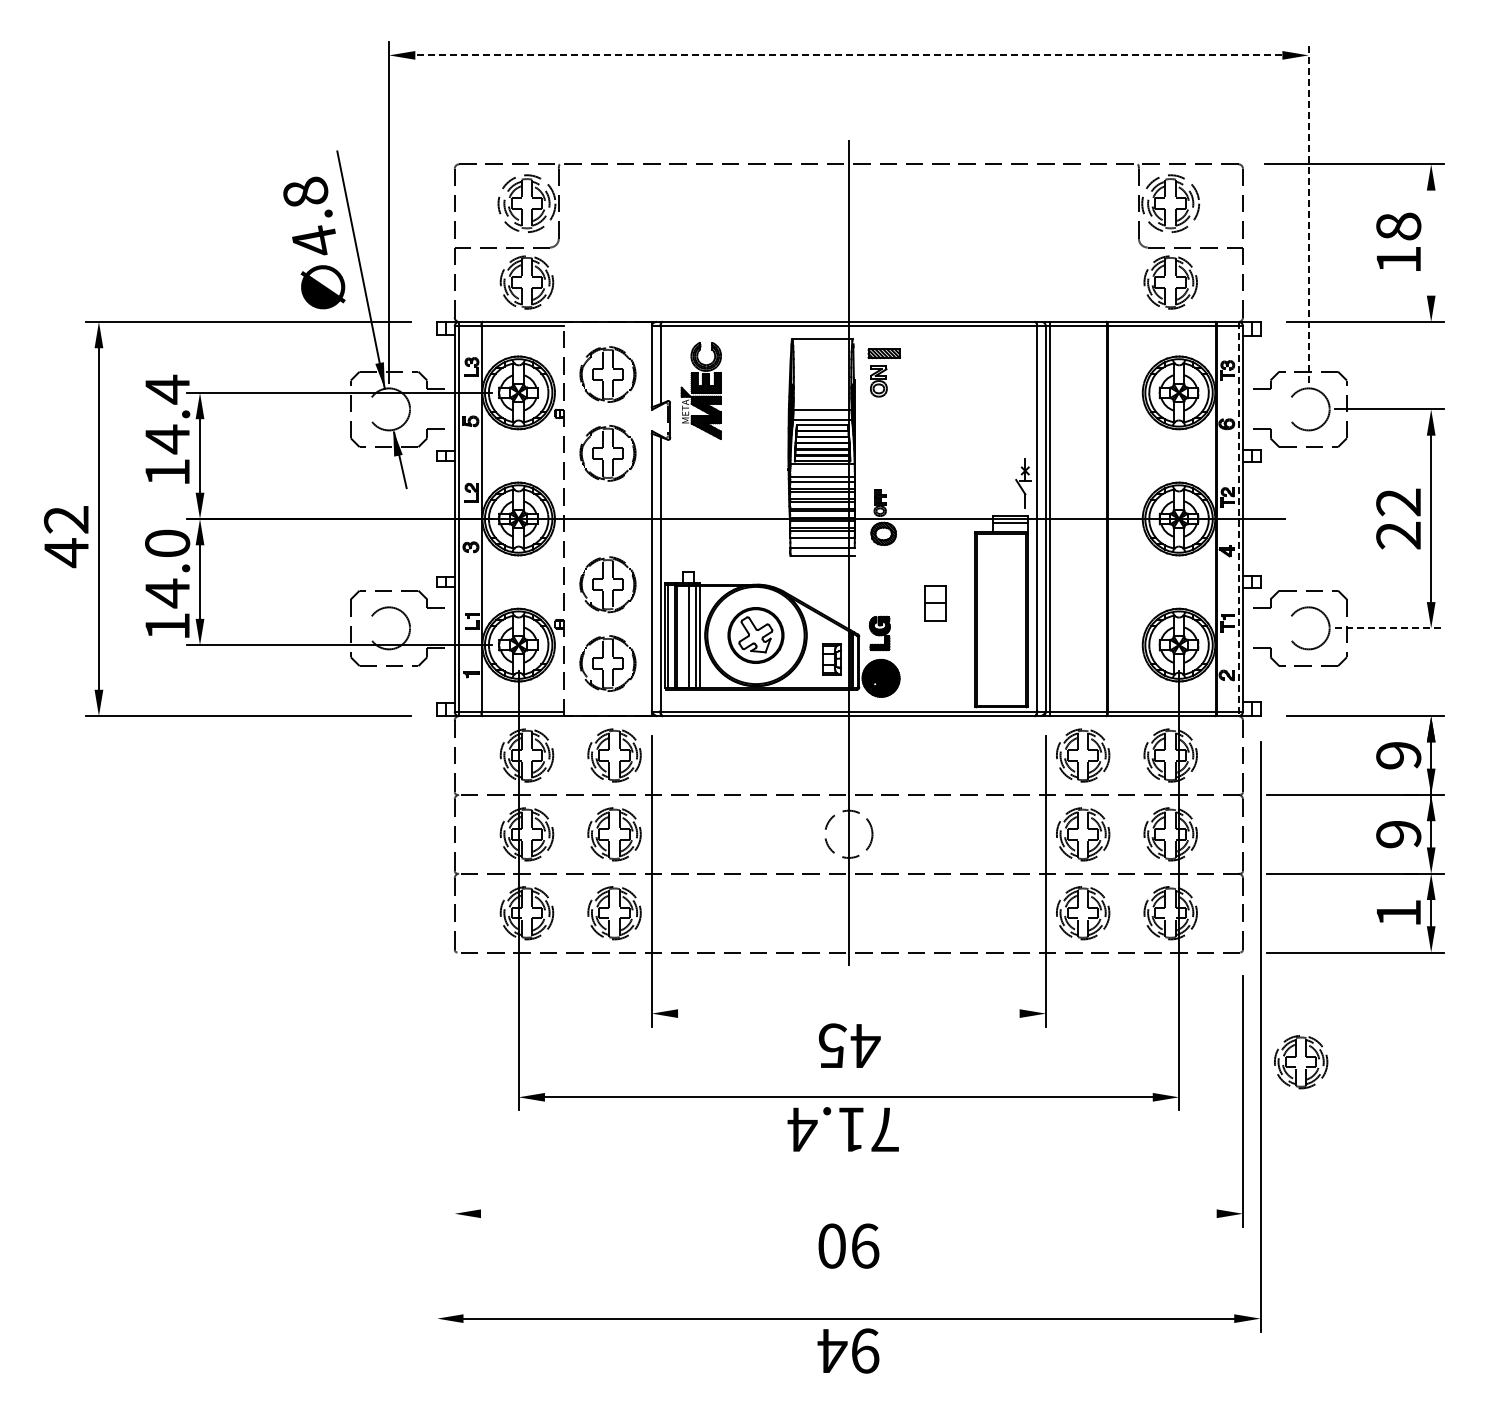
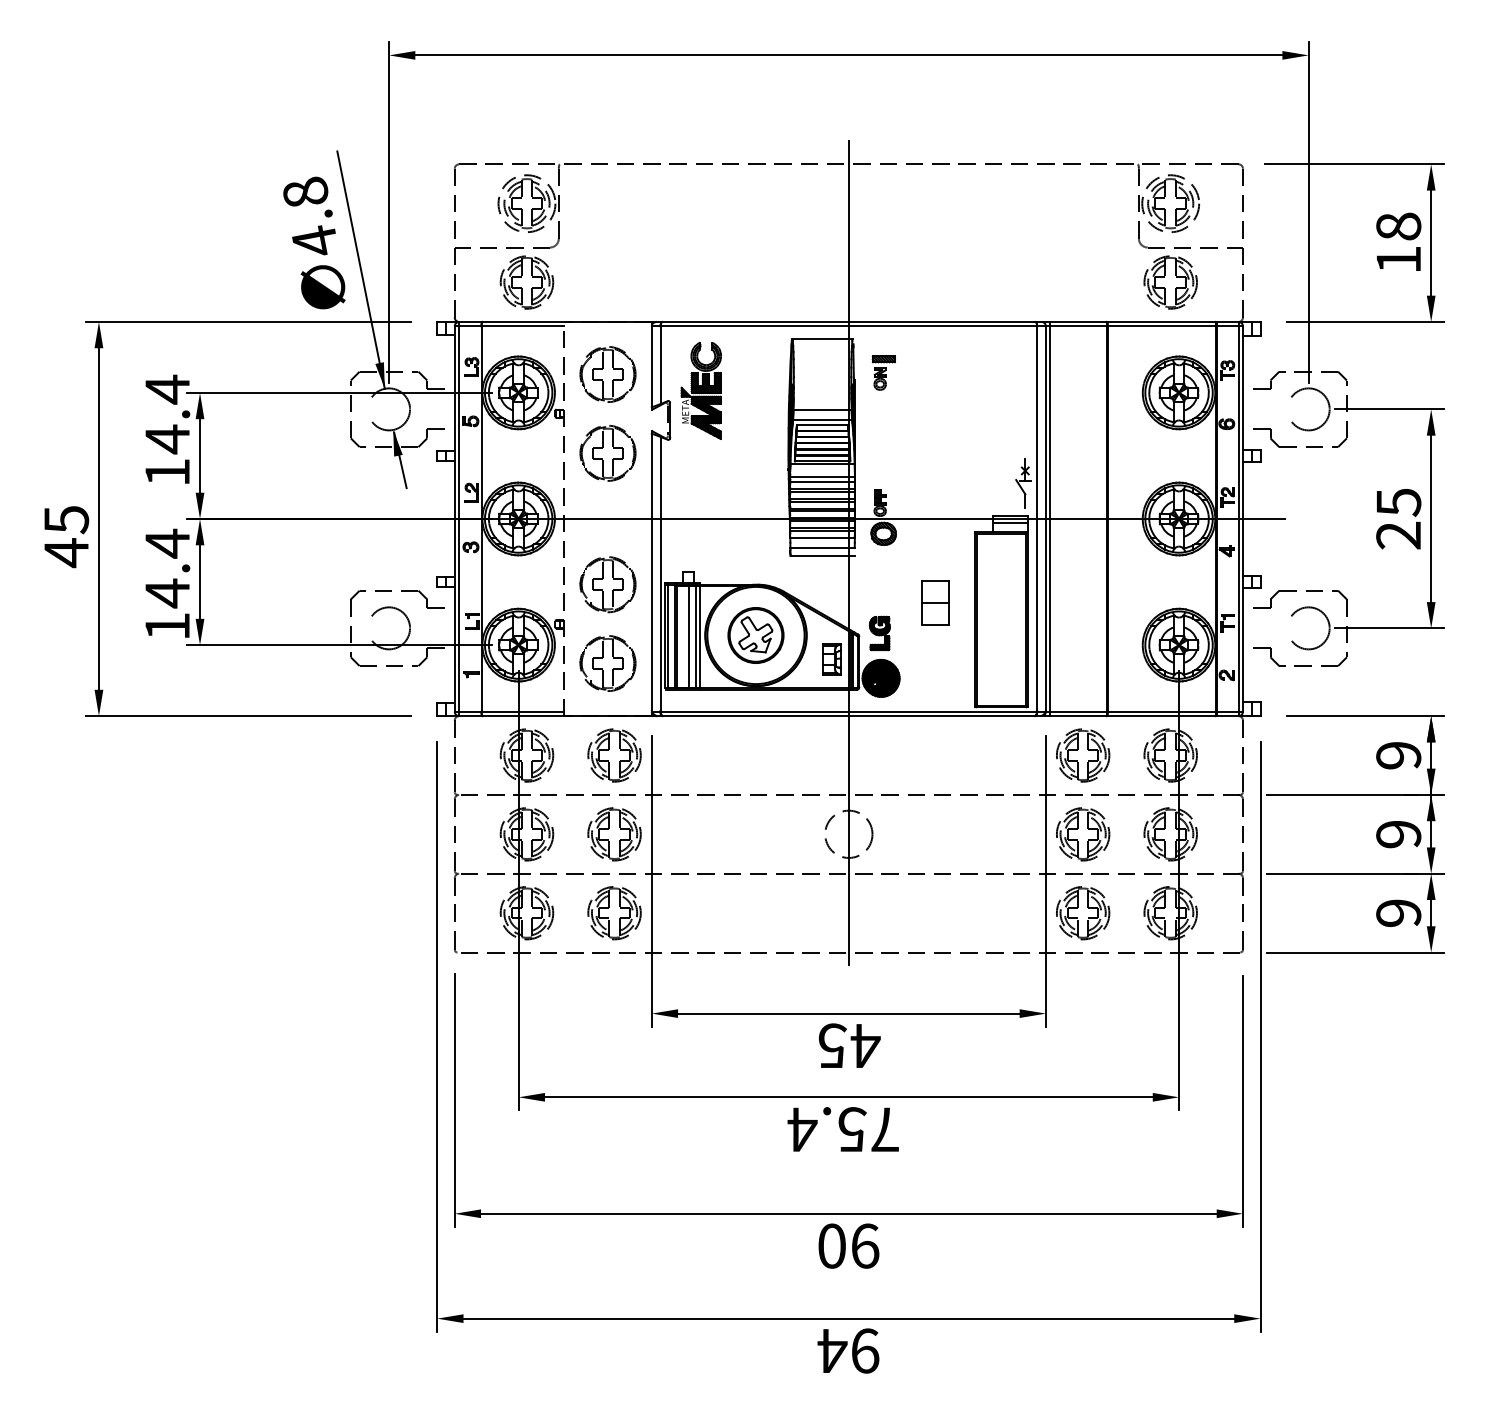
line: dashed -> solid (848, 55)
line: dashed -> solid (1308, 212)
line: none -> present (1431, 242)
part size: 34x50 px -> 25x36 px (883, 372)
text: 22 -> 25 (1398, 502)
line: dashed -> solid (1238, 519)
text: 42 -> 45 (66, 520)
text: 14.0 -> 14.4 (167, 543)
part size: 23x37 px -> 29x46 px (935, 602)
line: dashed -> solid (1389, 628)
text: 1 -> 9 (1398, 912)
line: none -> present (848, 1013)
line: none -> present (437, 1036)
part: present -> none (1306, 1066)
line: none -> present (454, 1100)
text: 71.4 -> 75.4 (852, 1129)
line: none -> present (848, 1213)
